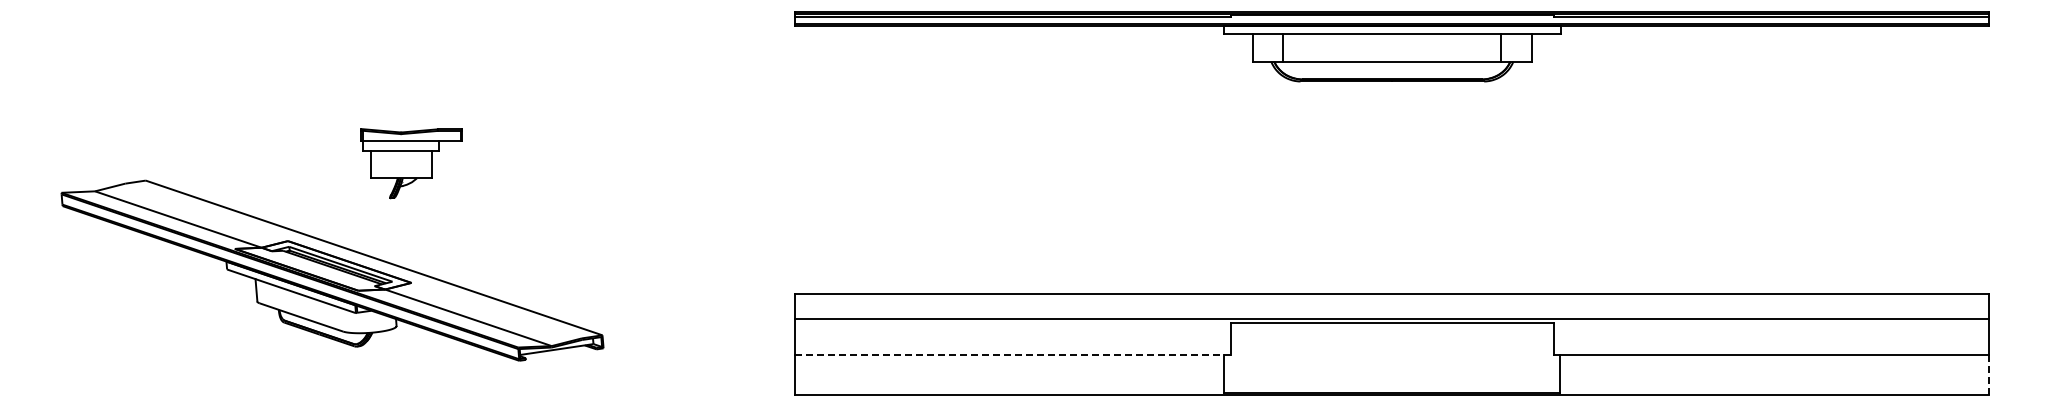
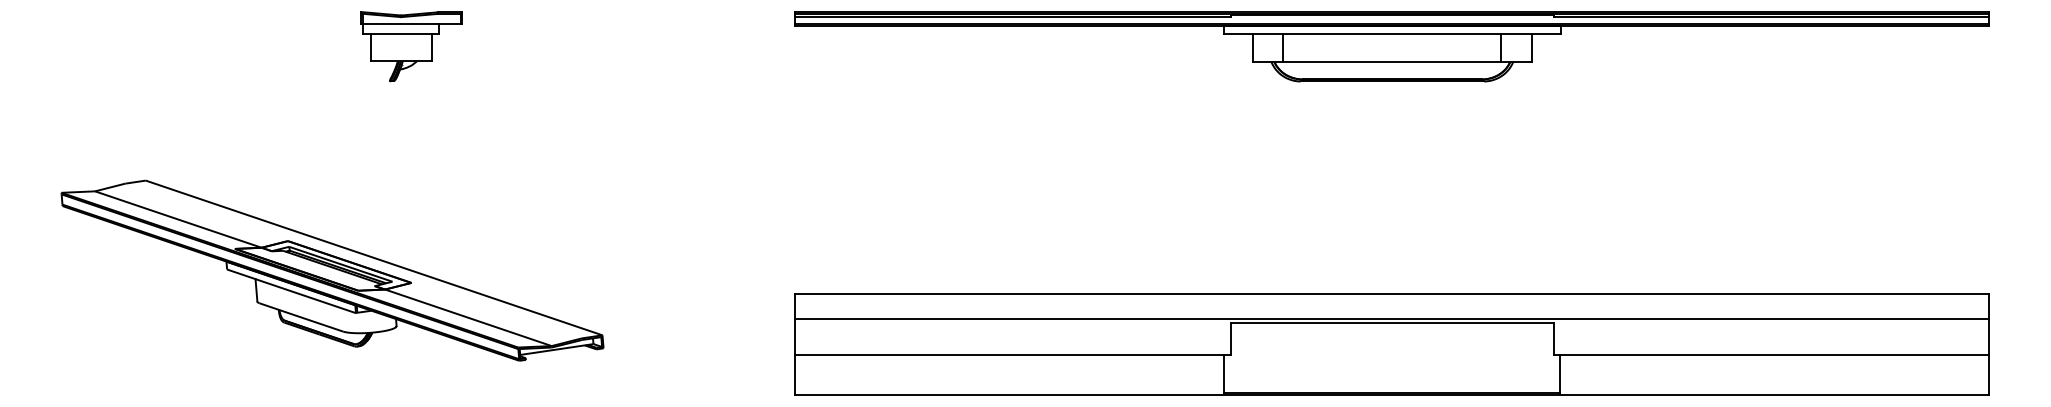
part position: (411, 163) -> (411, 46) (411, 46)
line: dashed -> solid (1013, 355)
line: dashed -> solid (1989, 375)
